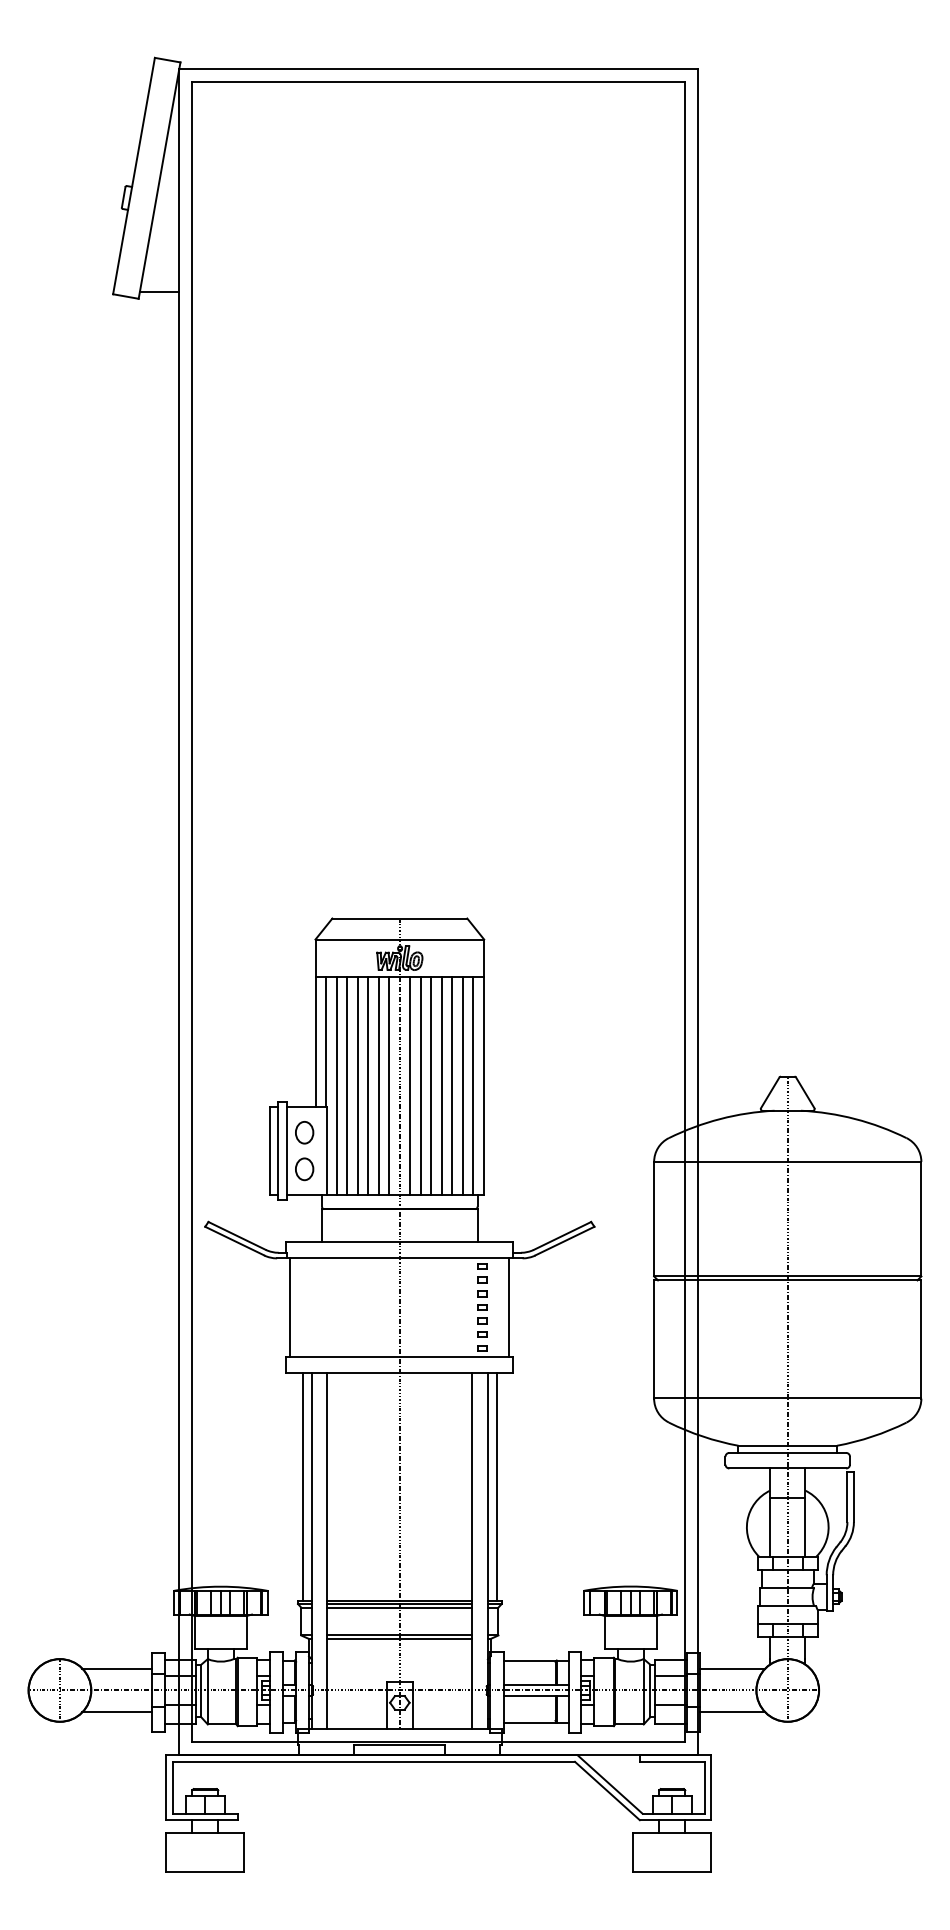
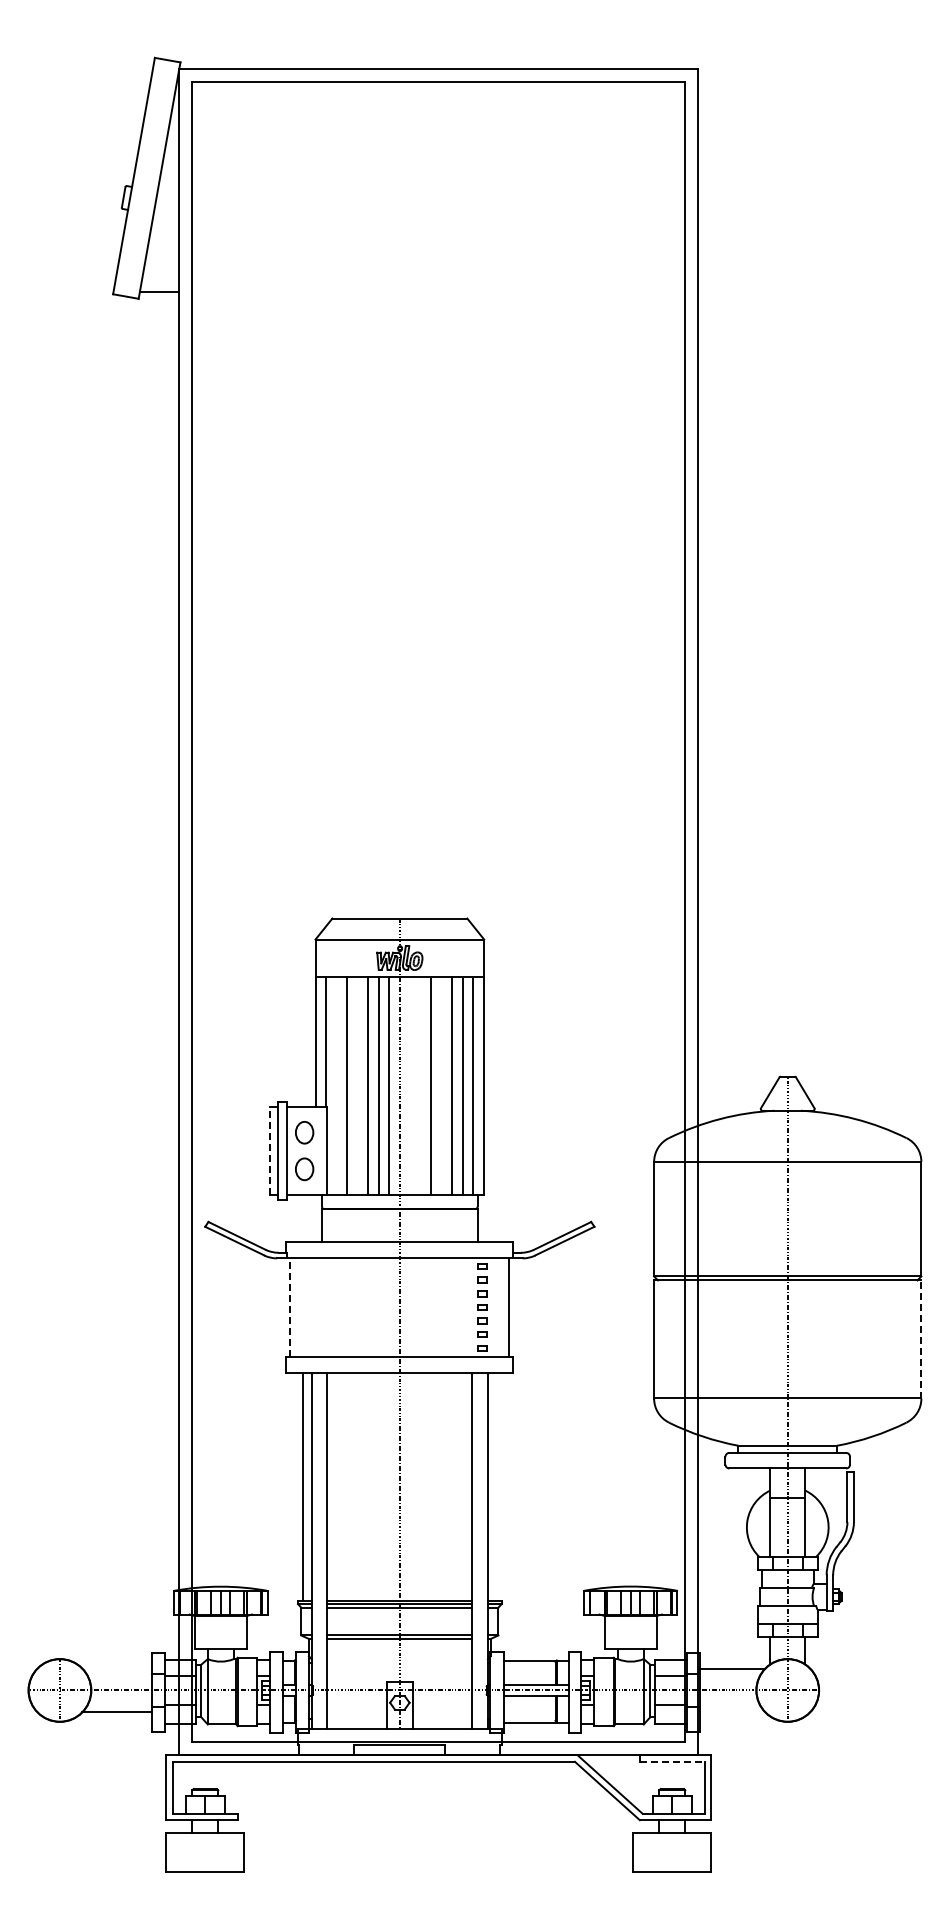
line: present -> none (336, 1085)
line: present -> none (357, 1085)
line: present -> none (410, 1085)
line: present -> none (420, 1085)
line: present -> none (441, 1085)
line: solid -> dashed (269, 1151)
line: solid -> dashed (290, 1306)
line: solid -> dashed (921, 1339)
line: present -> none (497, 1486)
line: present -> none (117, 1668)
line: present -> none (732, 1712)
line: solid -> dashed (672, 1761)
